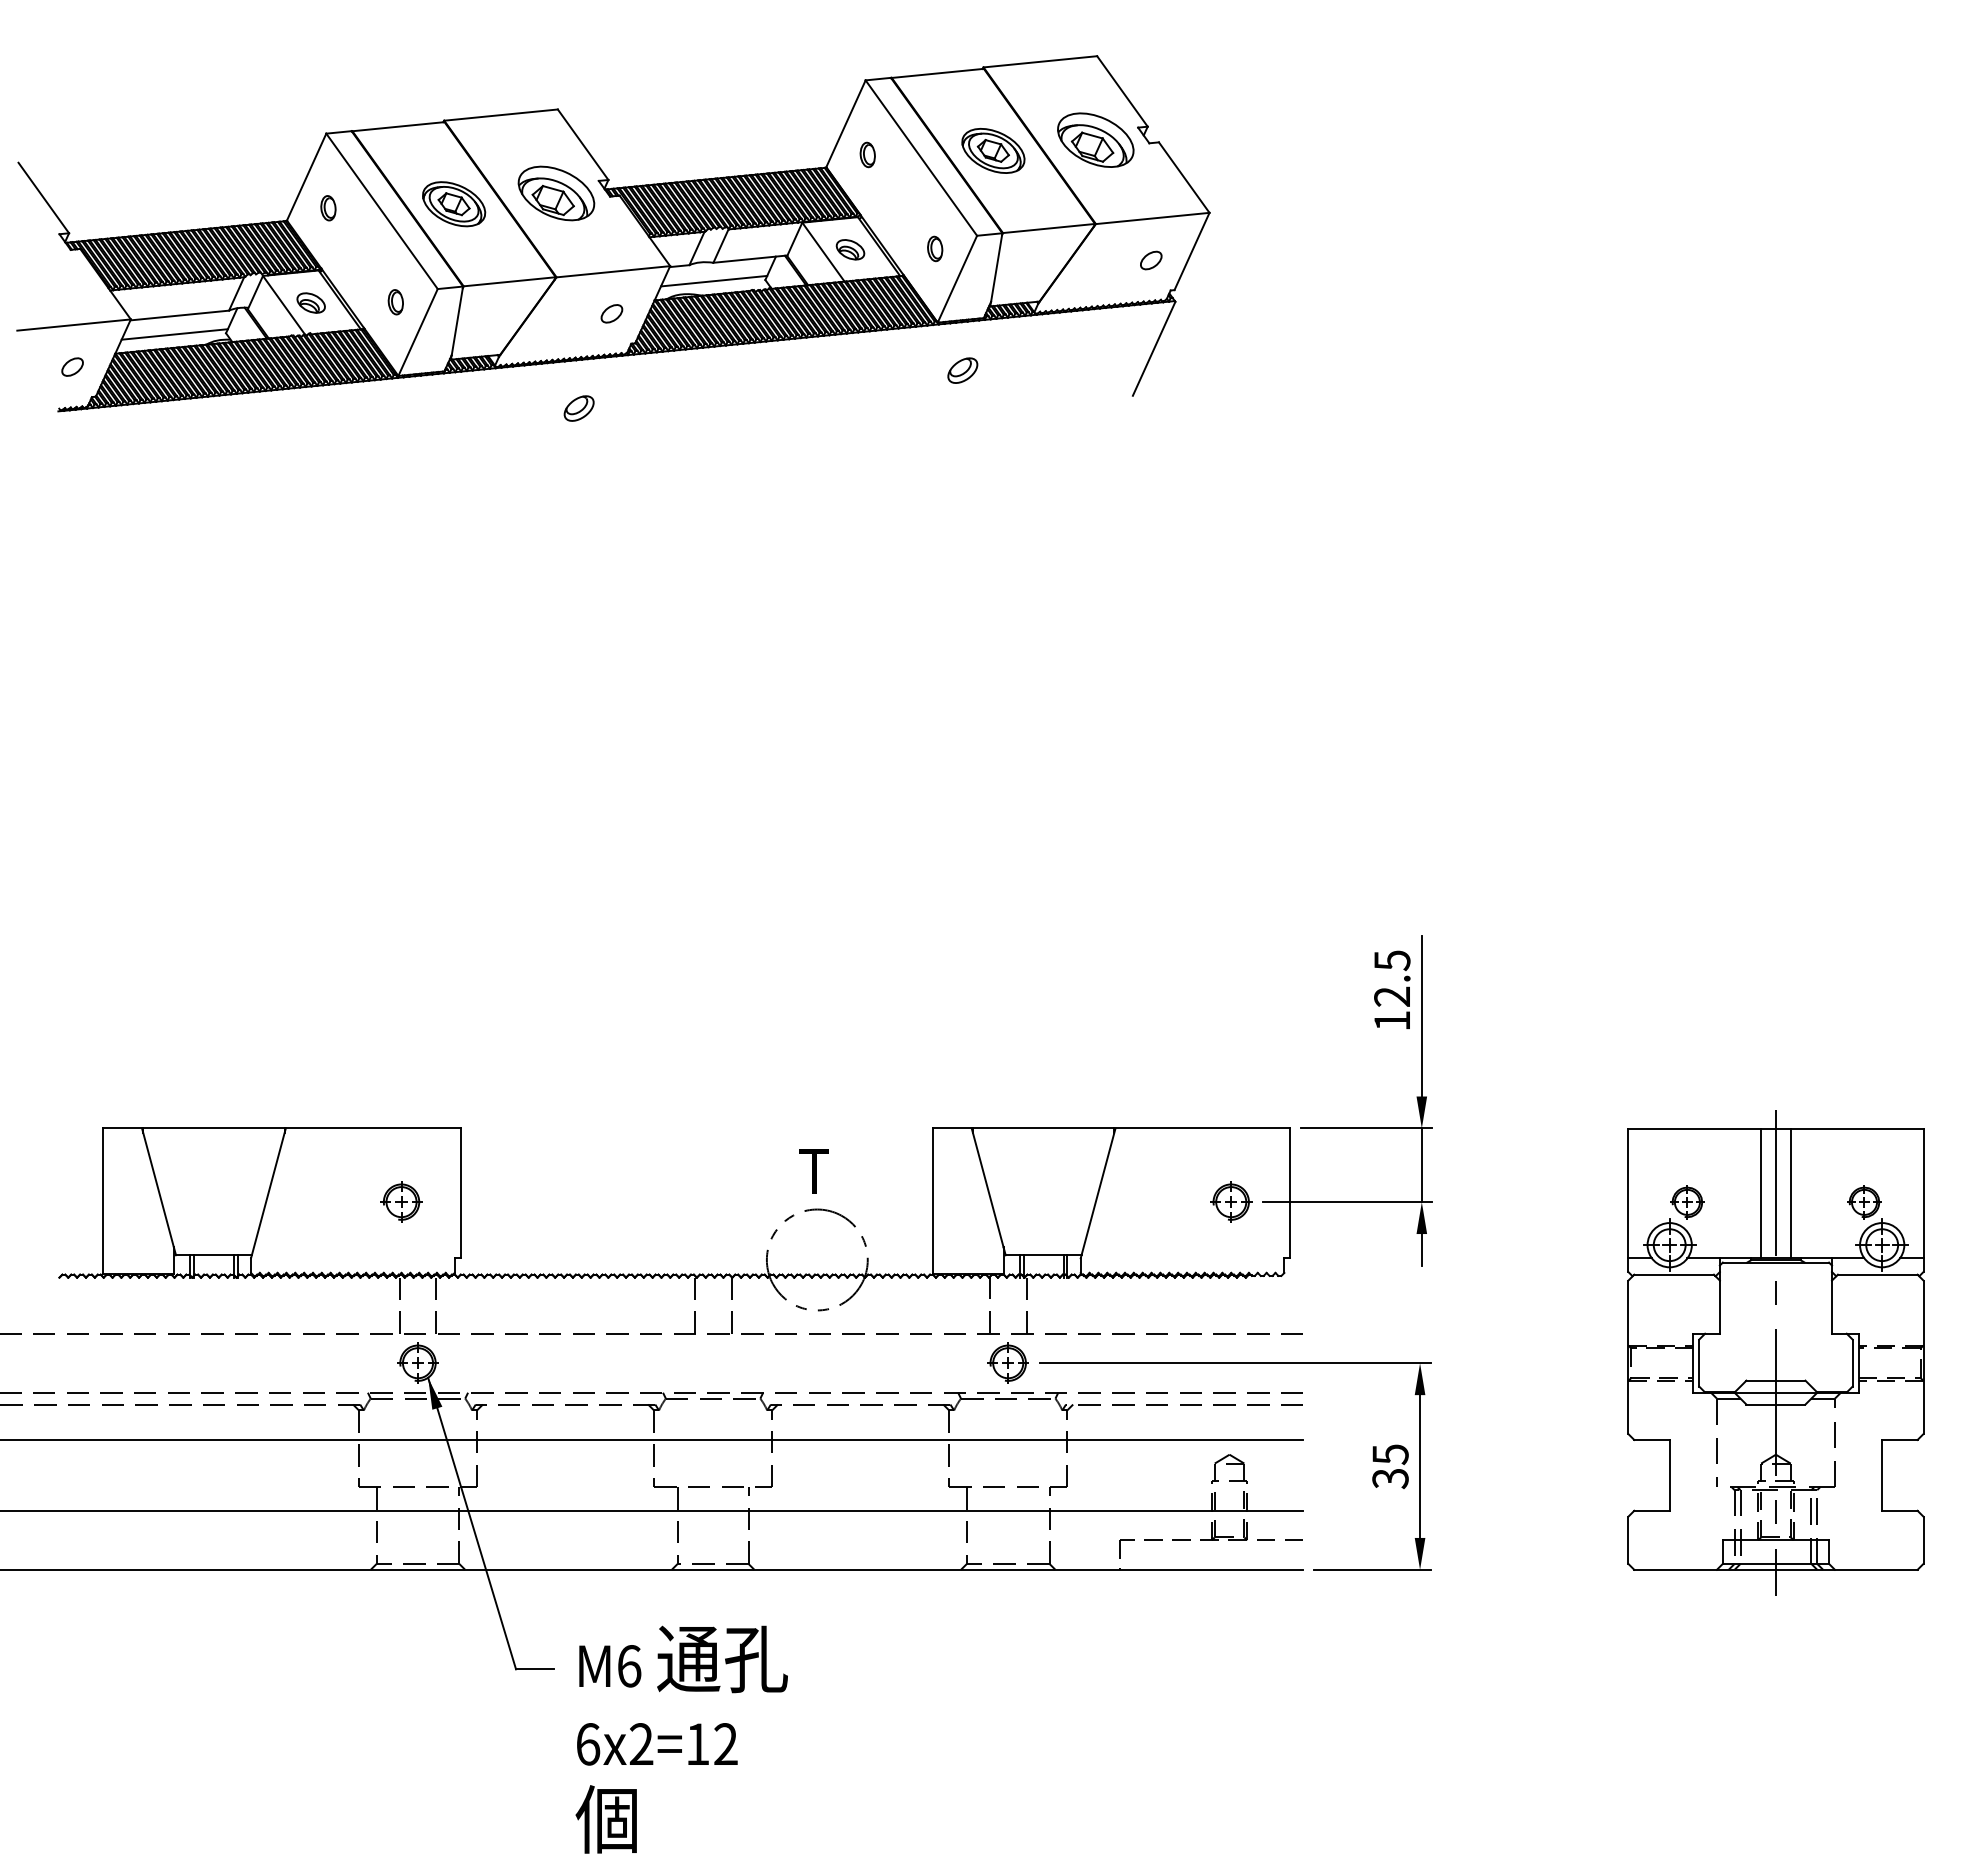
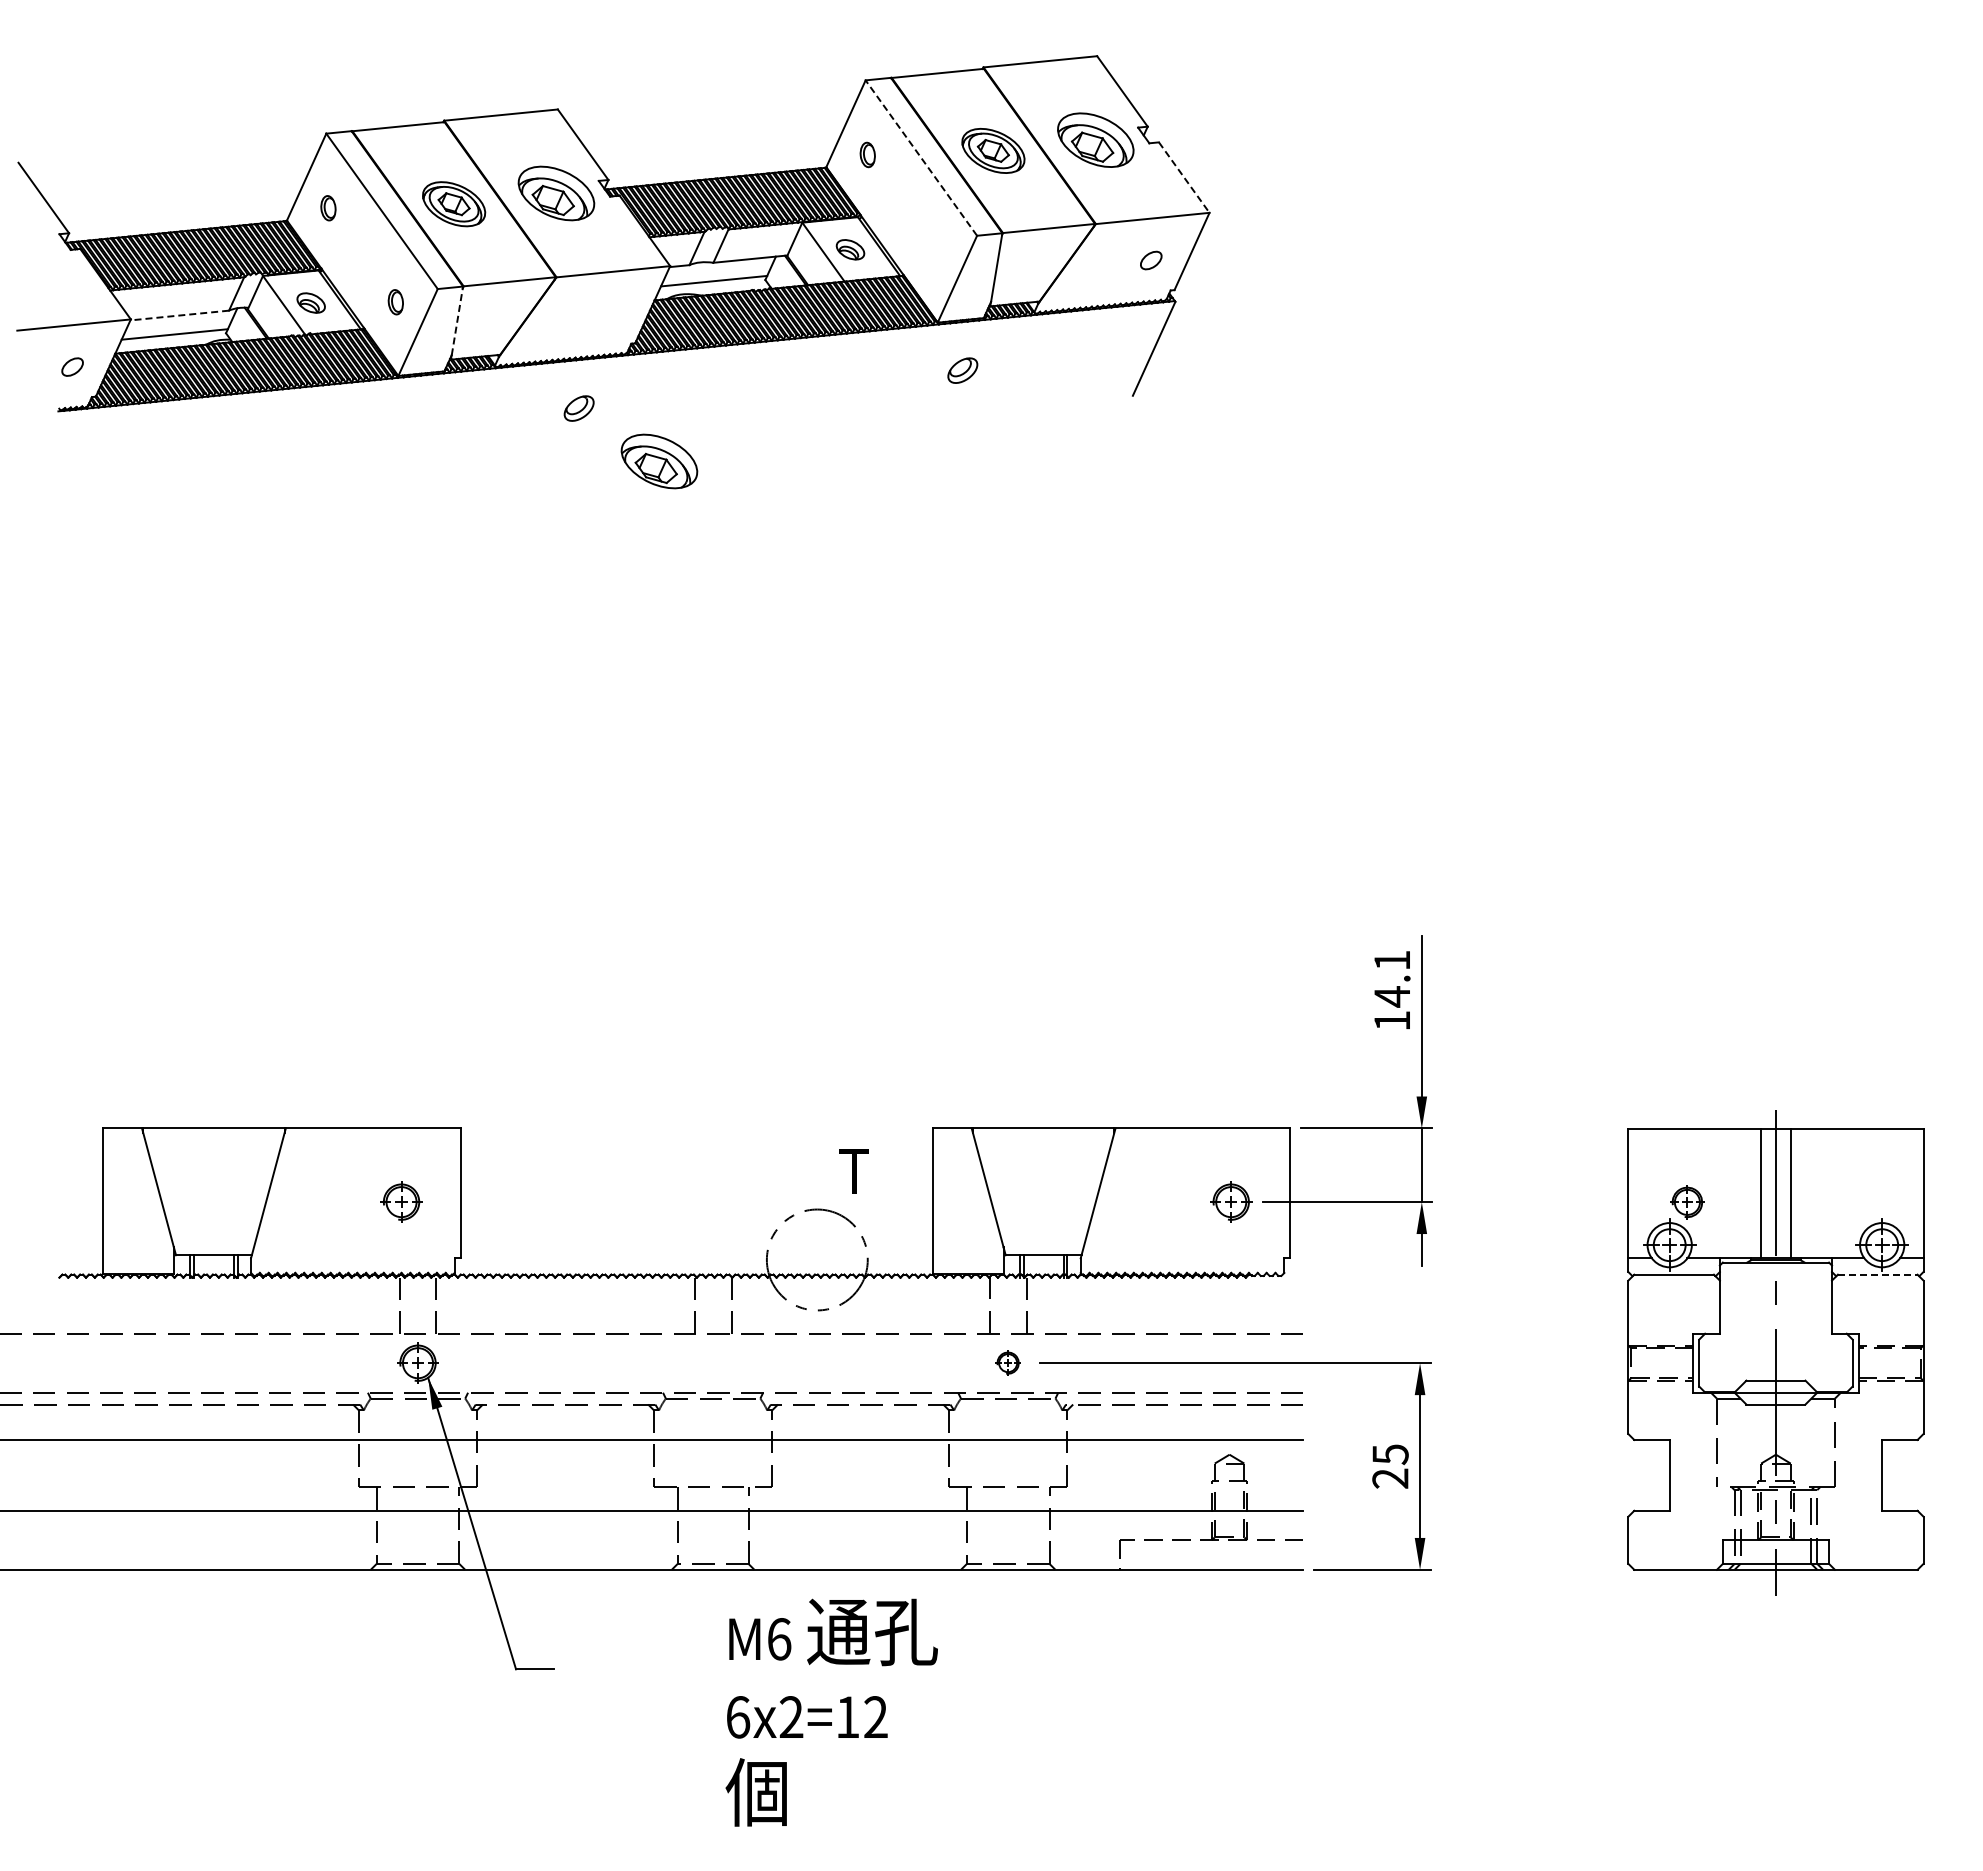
line: solid -> dashed (921, 158)
line: solid -> dashed (1184, 178)
part: present -> none (935, 248)
part: present -> none (611, 313)
line: solid -> dashed (179, 315)
line: solid -> dashed (457, 320)
part: none -> present (659, 461)
text: 12.5 -> 14.1 (1392, 978)
text position: (813, 1171) -> (853, 1171) (853, 1171)
part: present -> none (1864, 1202)
line: solid -> dashed (1877, 1274)
part size: 42x42 px -> 26x26 px (1007, 1362)
text: 35 -> 25 (1390, 1478)
text position: (681, 1739) -> (831, 1712) (831, 1712)
